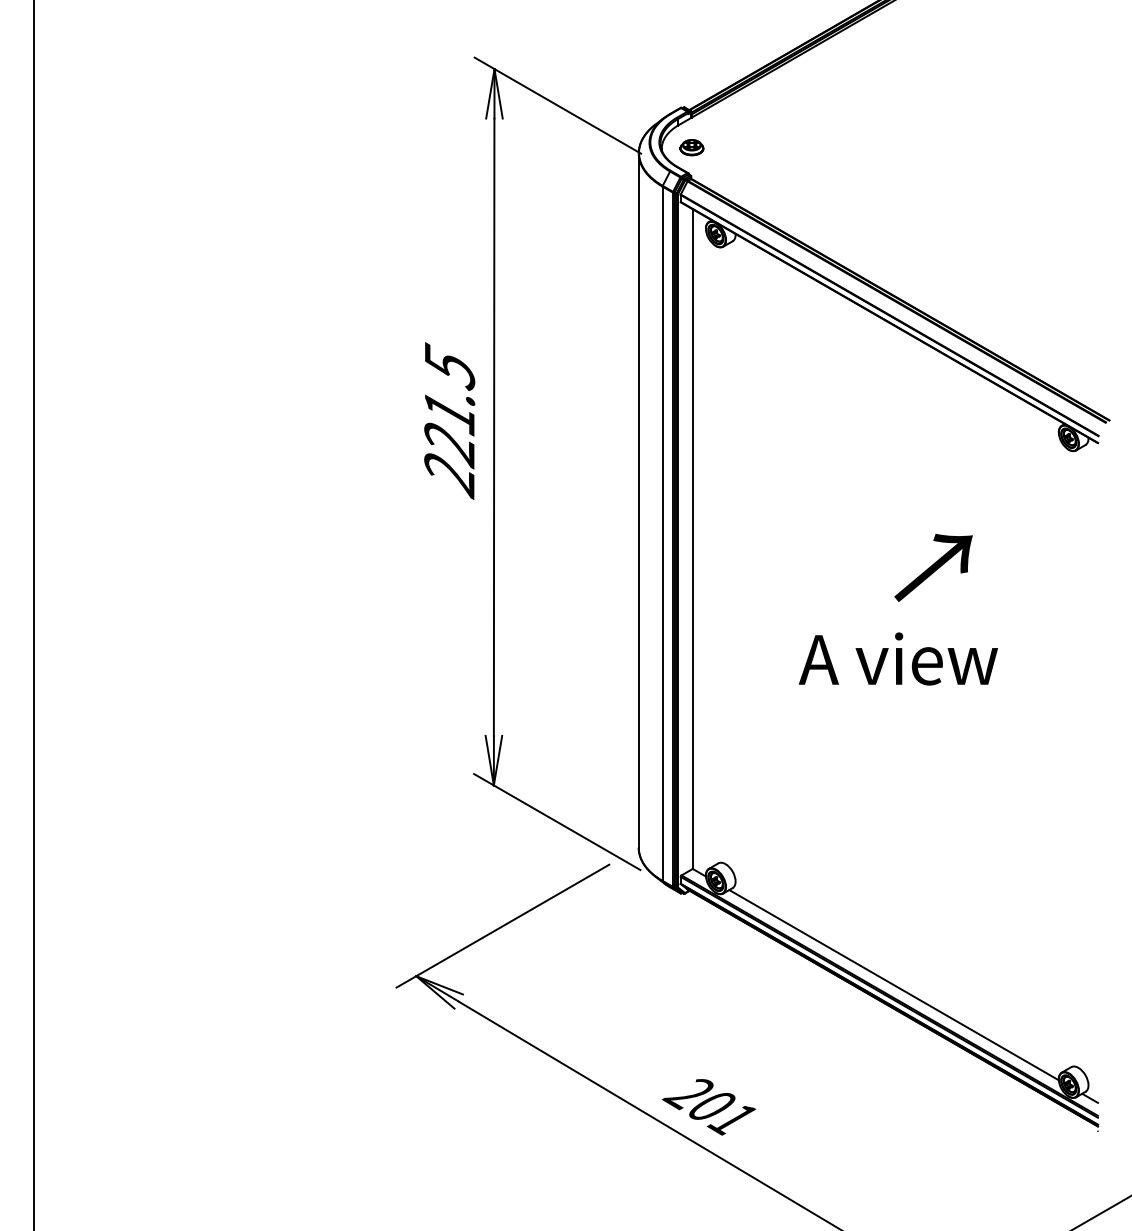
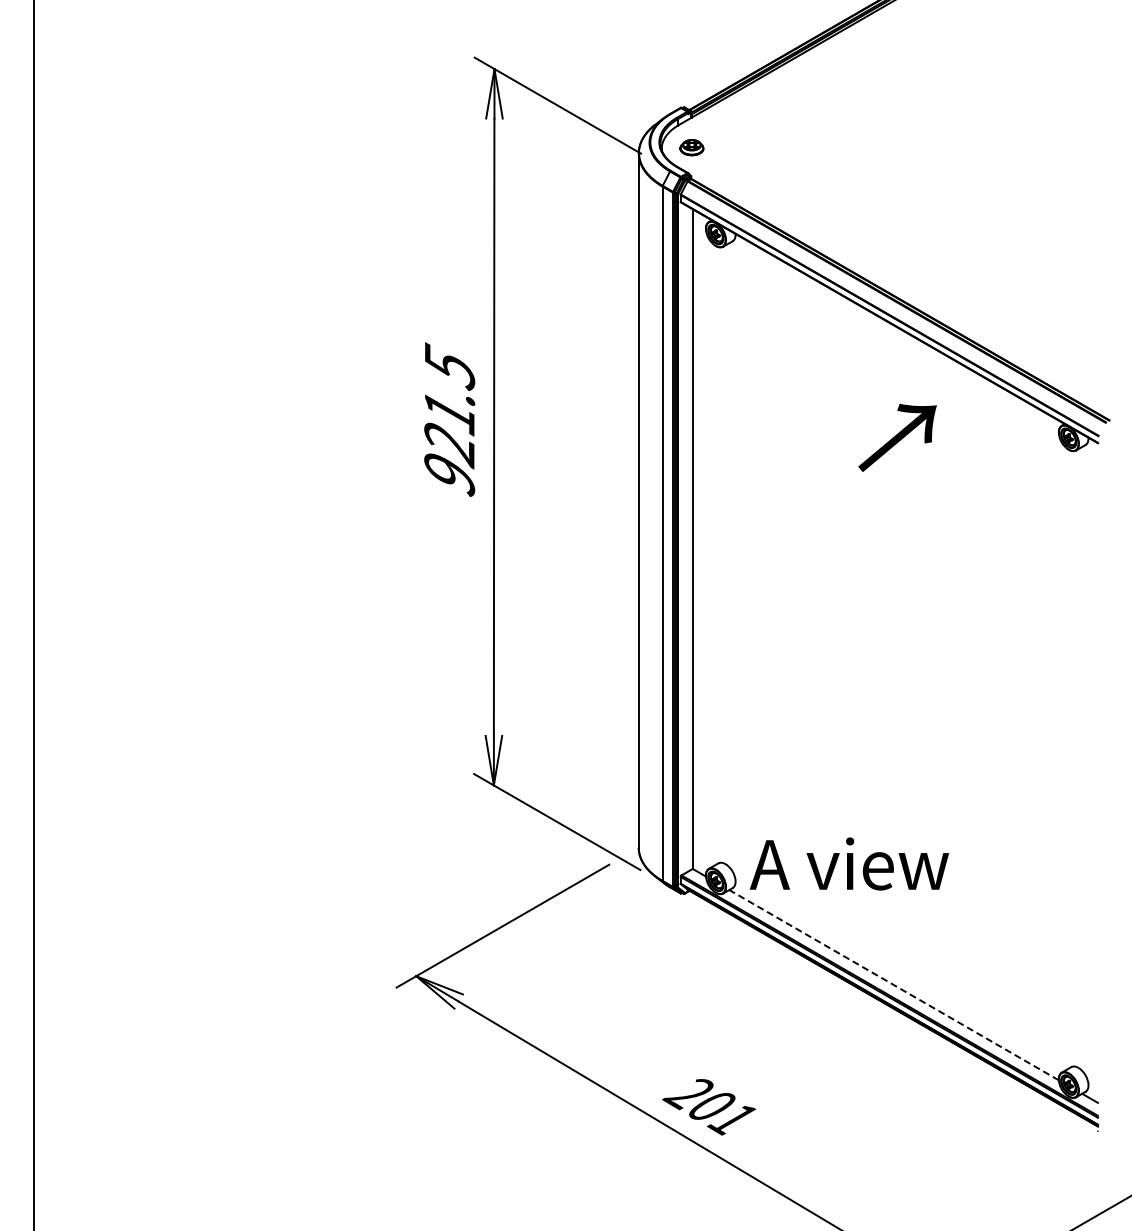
text: 221.5 -> 921.5 (449, 476)
text position: (933, 567) -> (897, 437) (897, 437)
text position: (897, 658) -> (848, 863) (848, 863)
line: solid -> dashed (893, 984)
